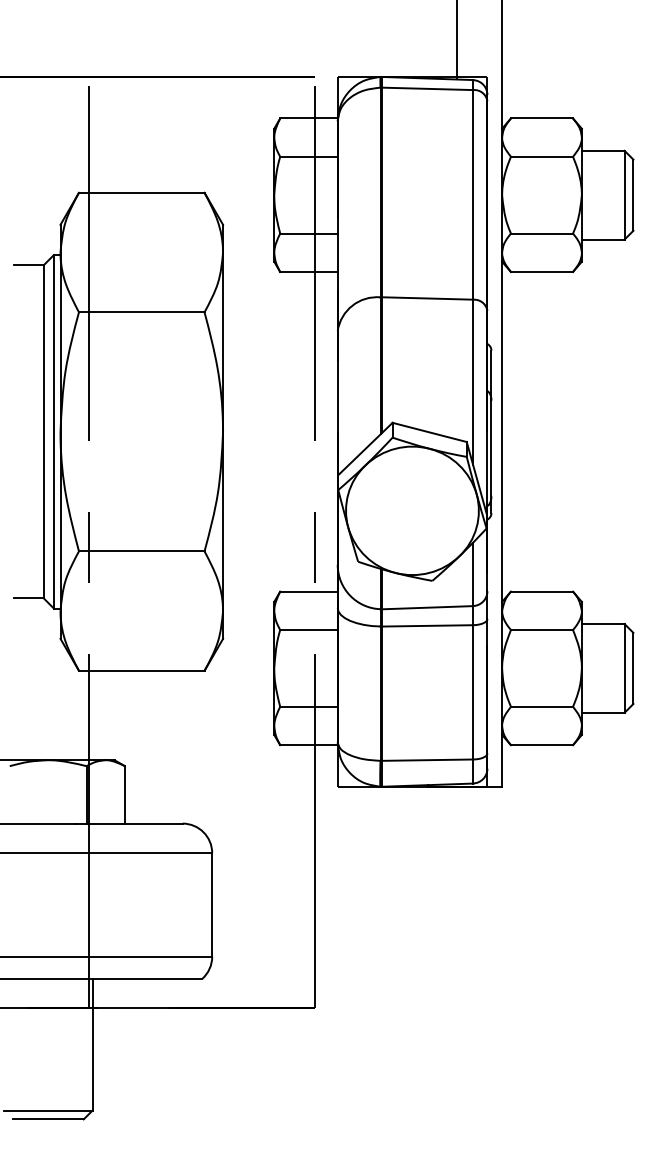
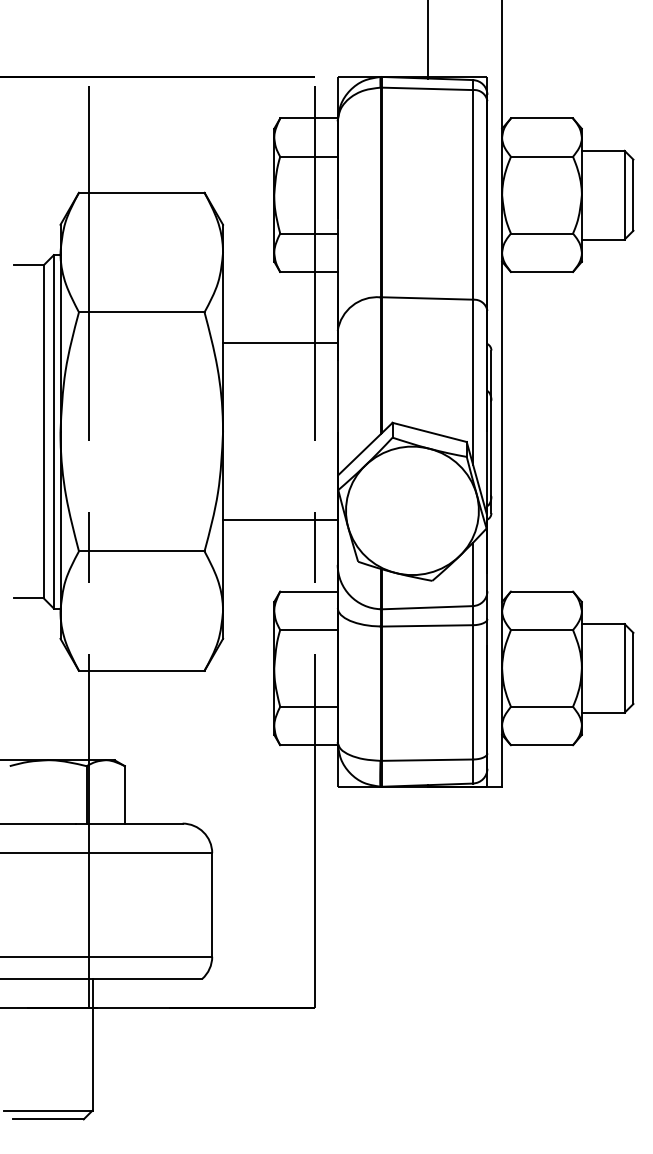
line position: (457, 40) -> (428, 40) (428, 40)
line: none -> present (280, 343)
line: none -> present (280, 520)
